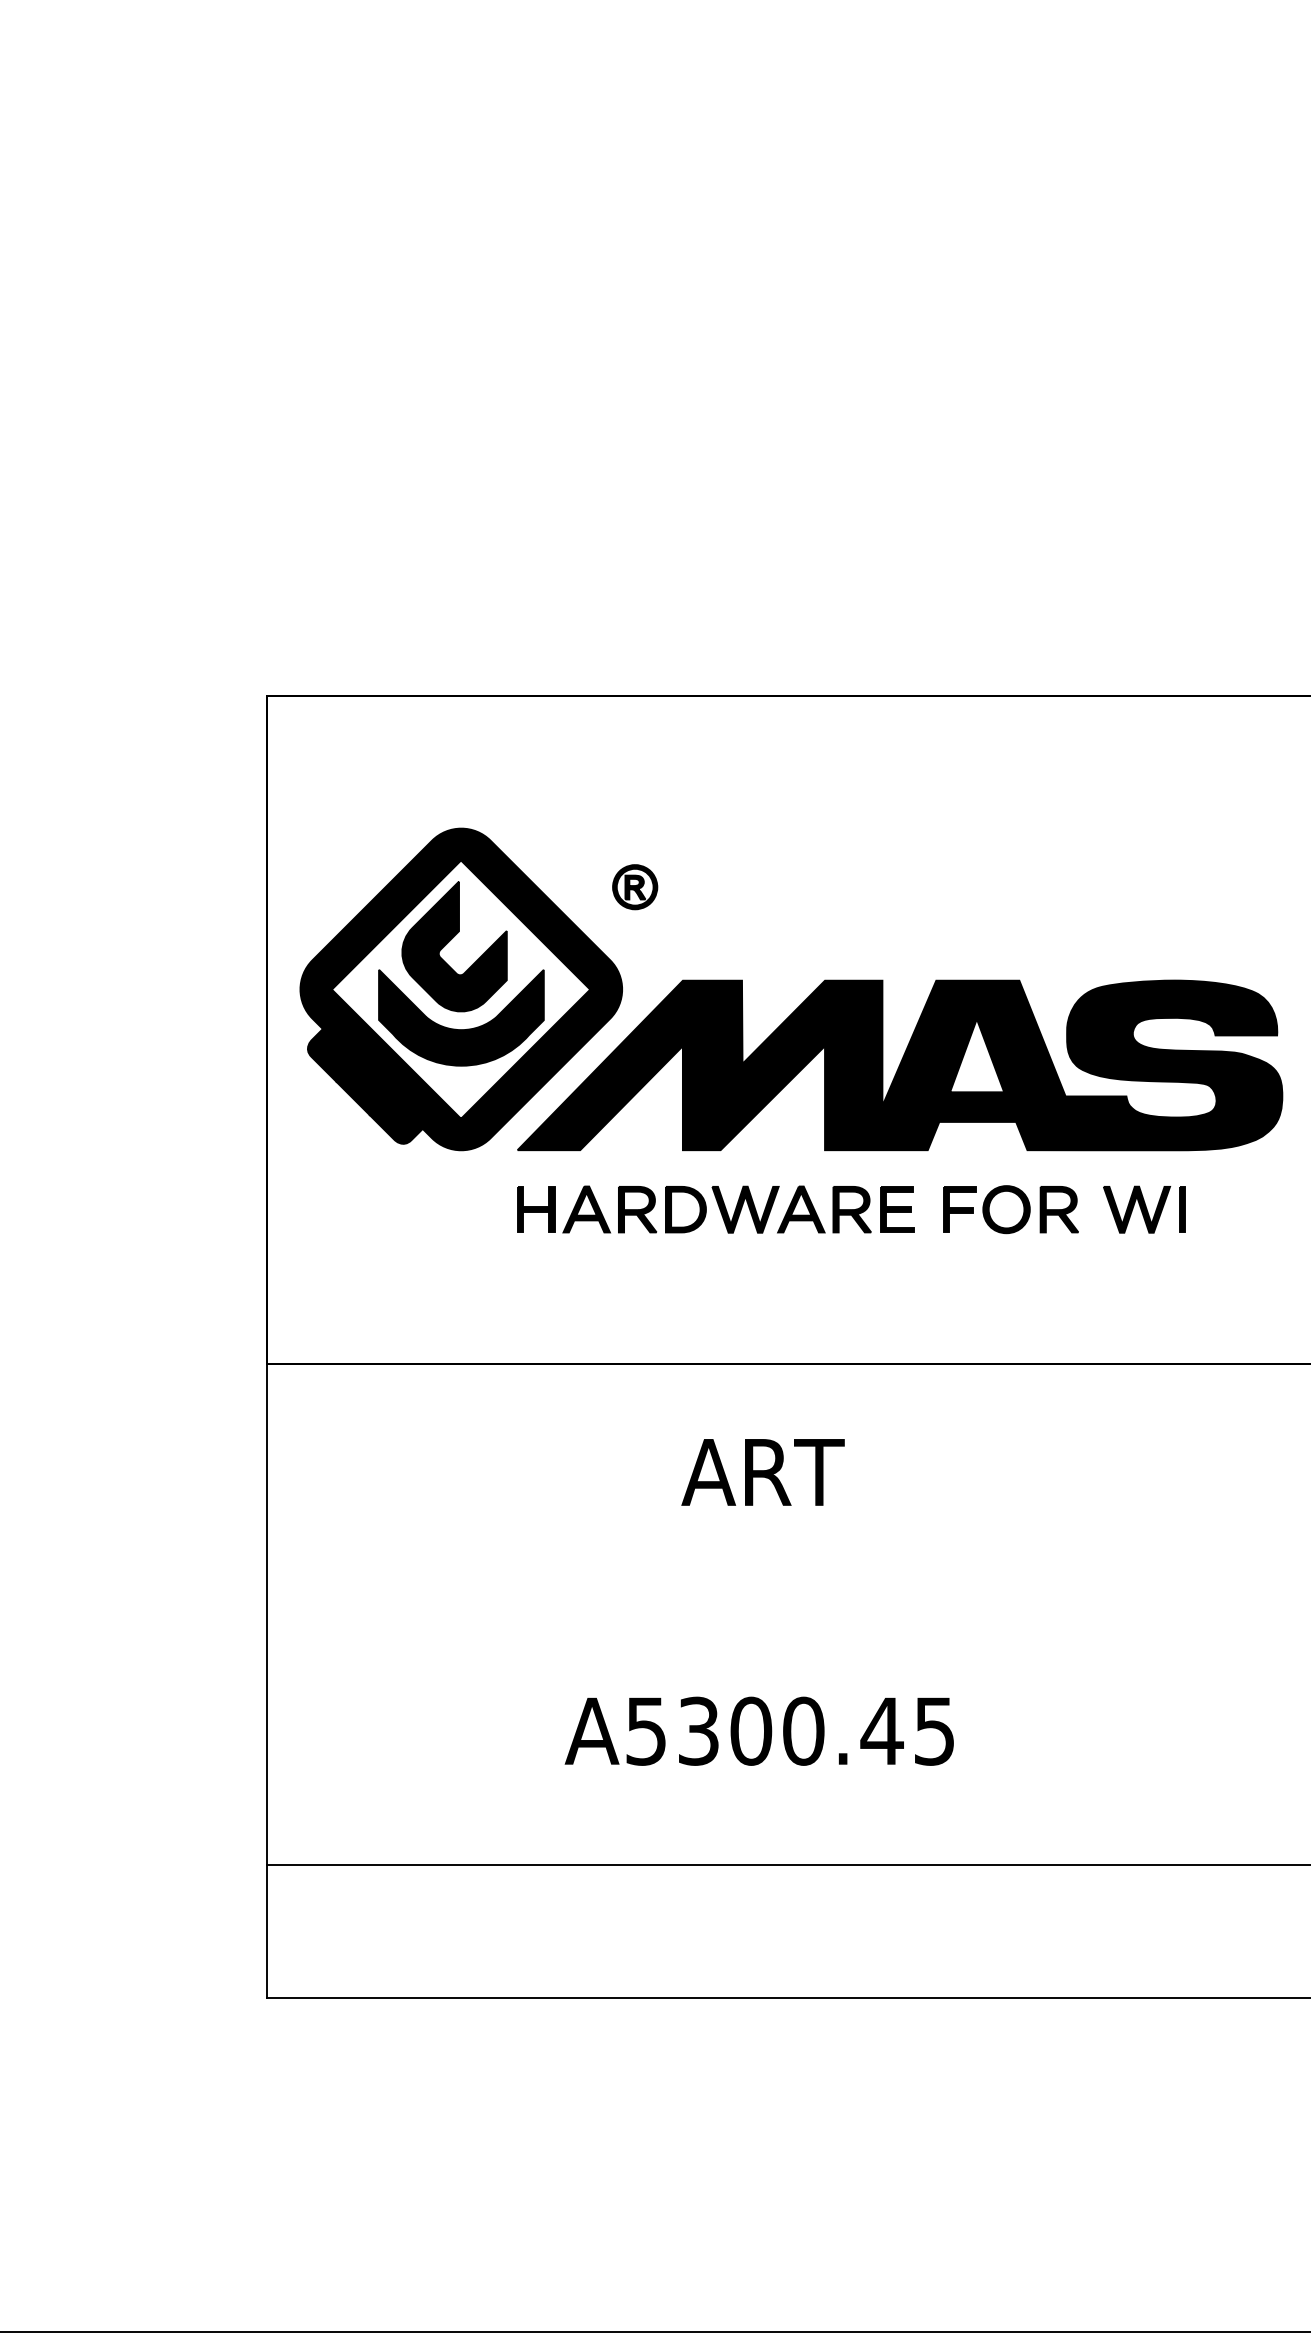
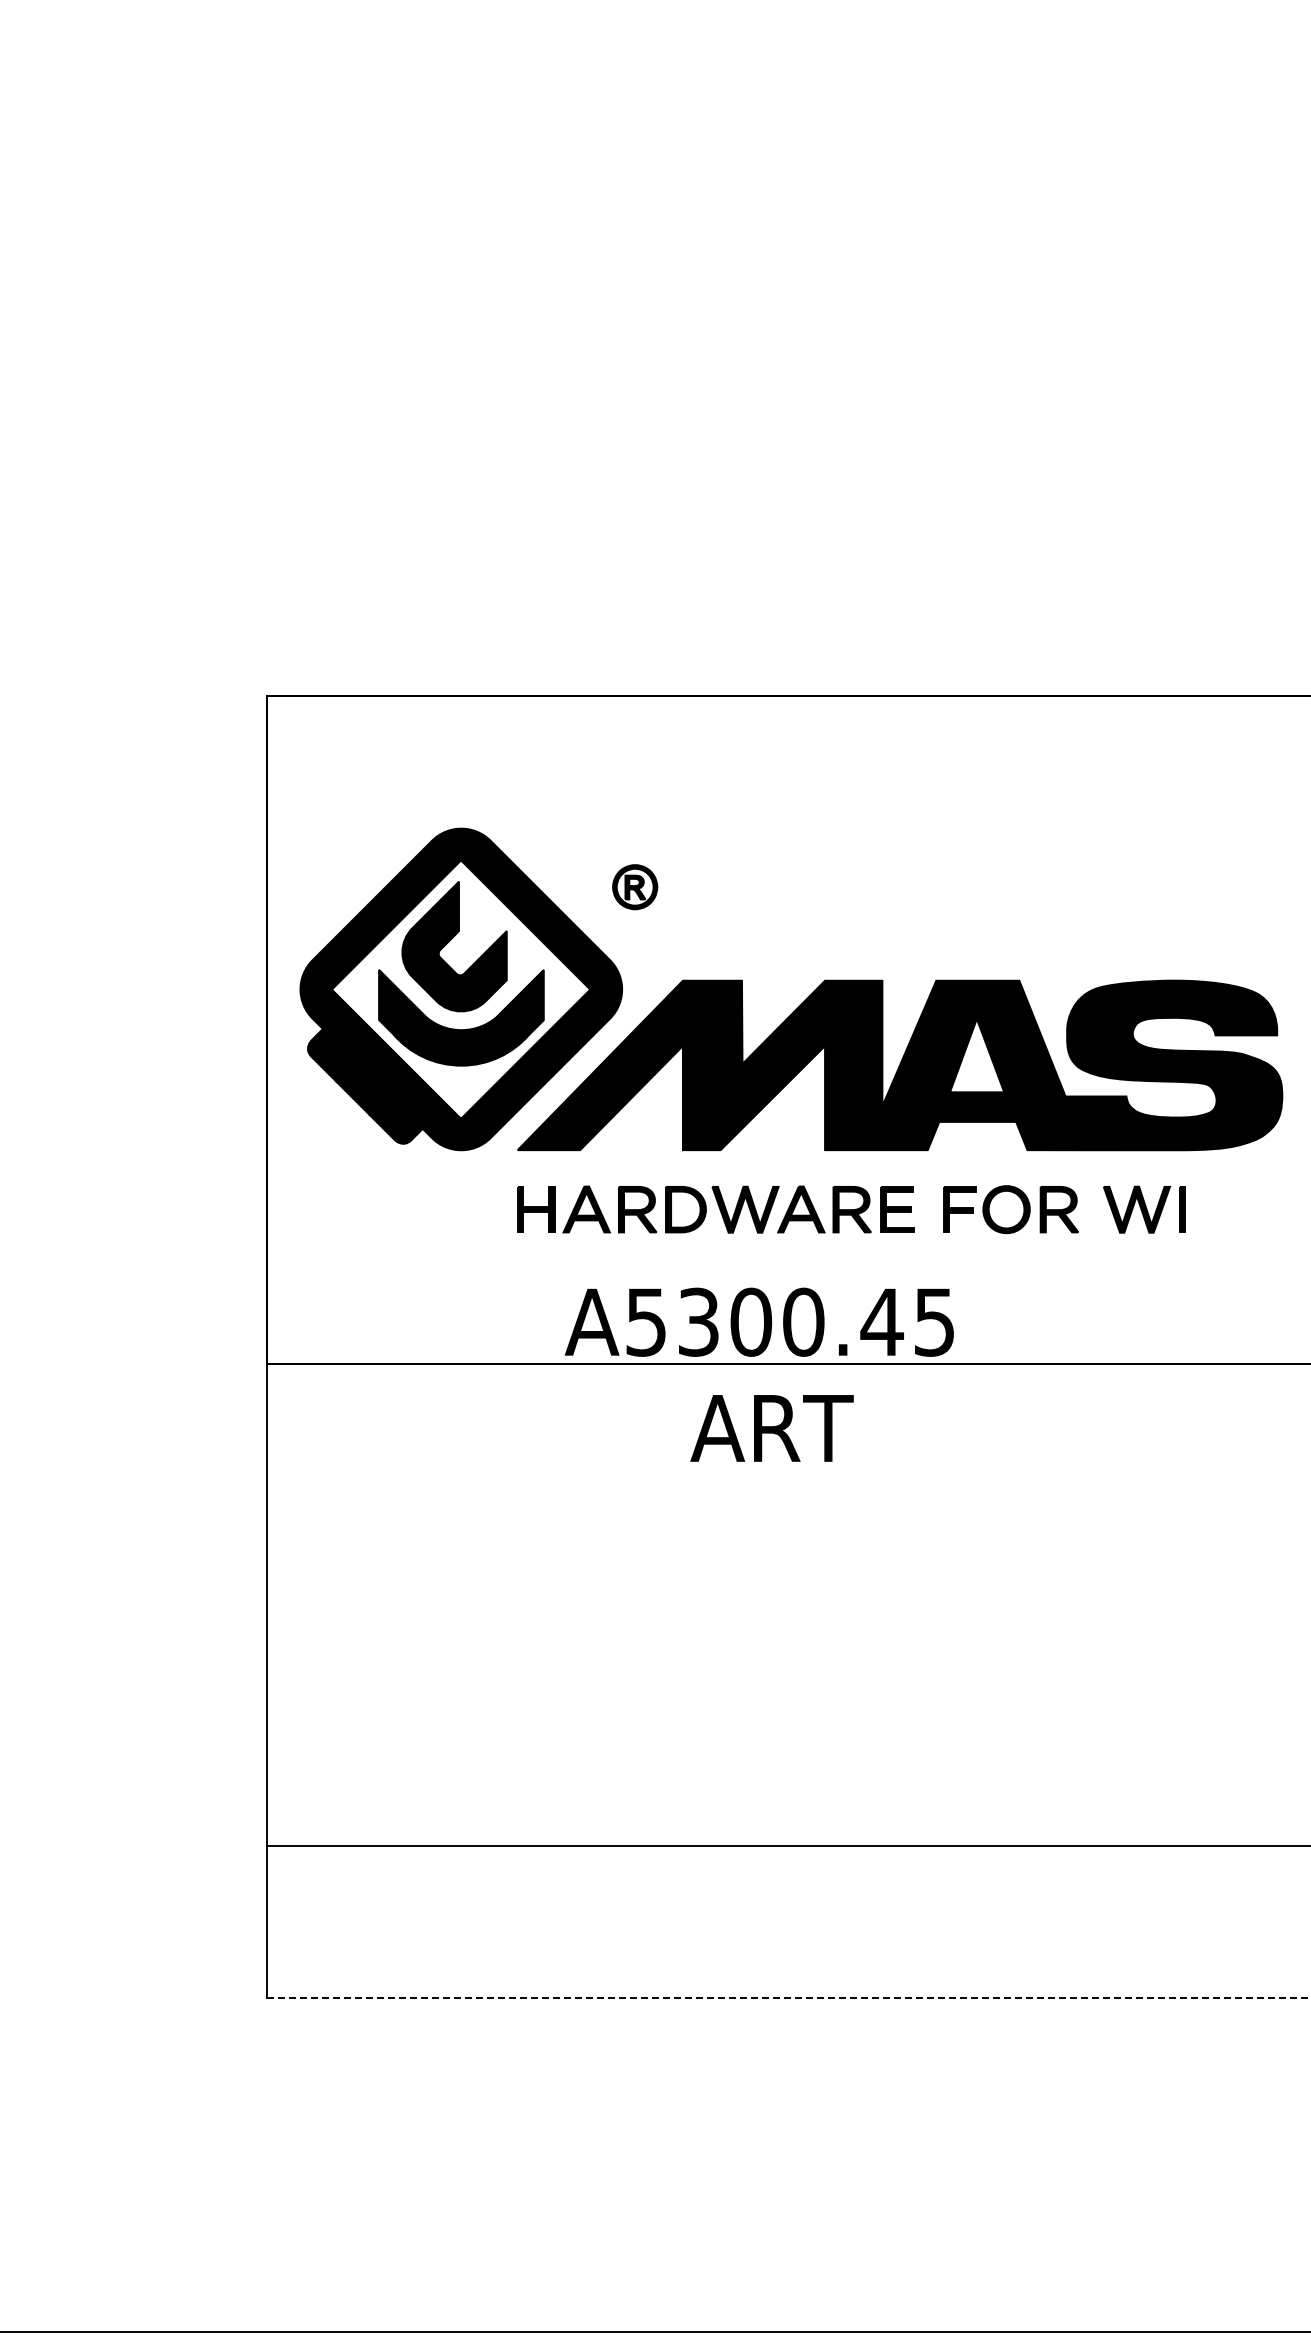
text position: (762, 1472) -> (771, 1428) (771, 1428)
text position: (758, 1730) -> (758, 1321) (758, 1321)
line position: (786, 1864) -> (786, 1845) (786, 1845)
line: solid -> dashed (788, 1998)
